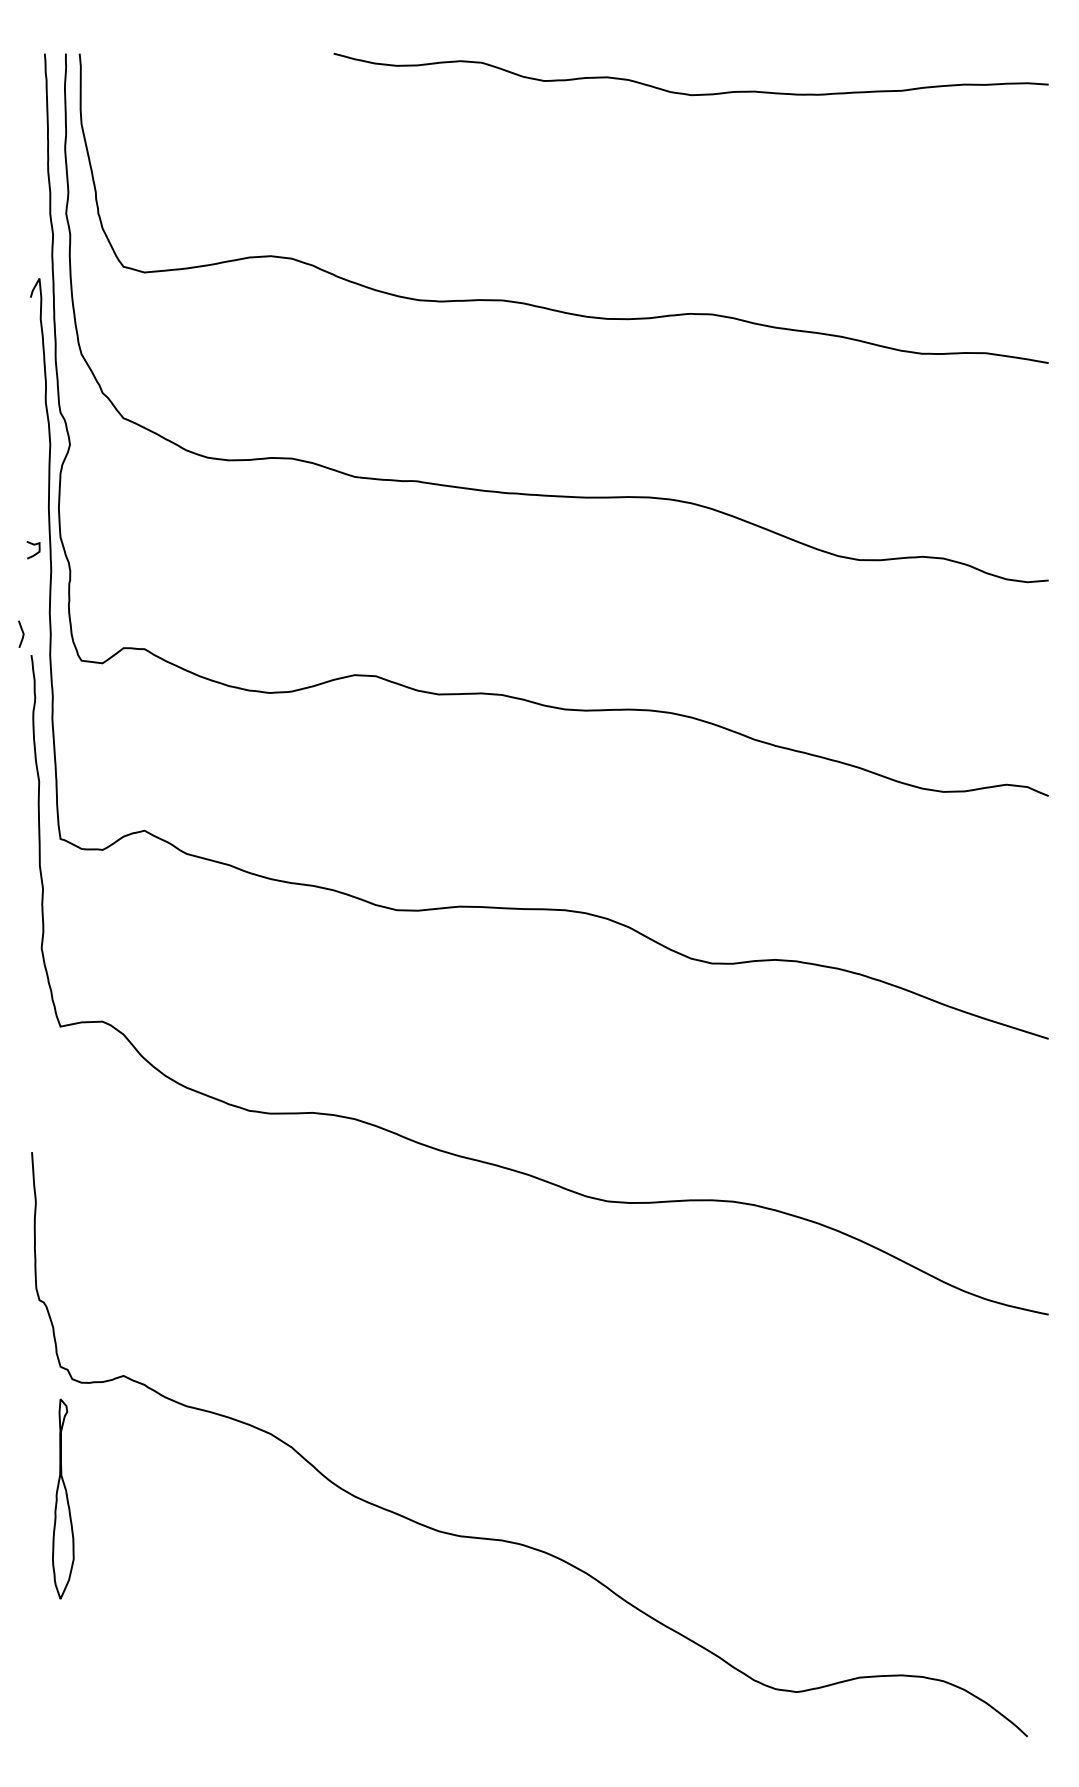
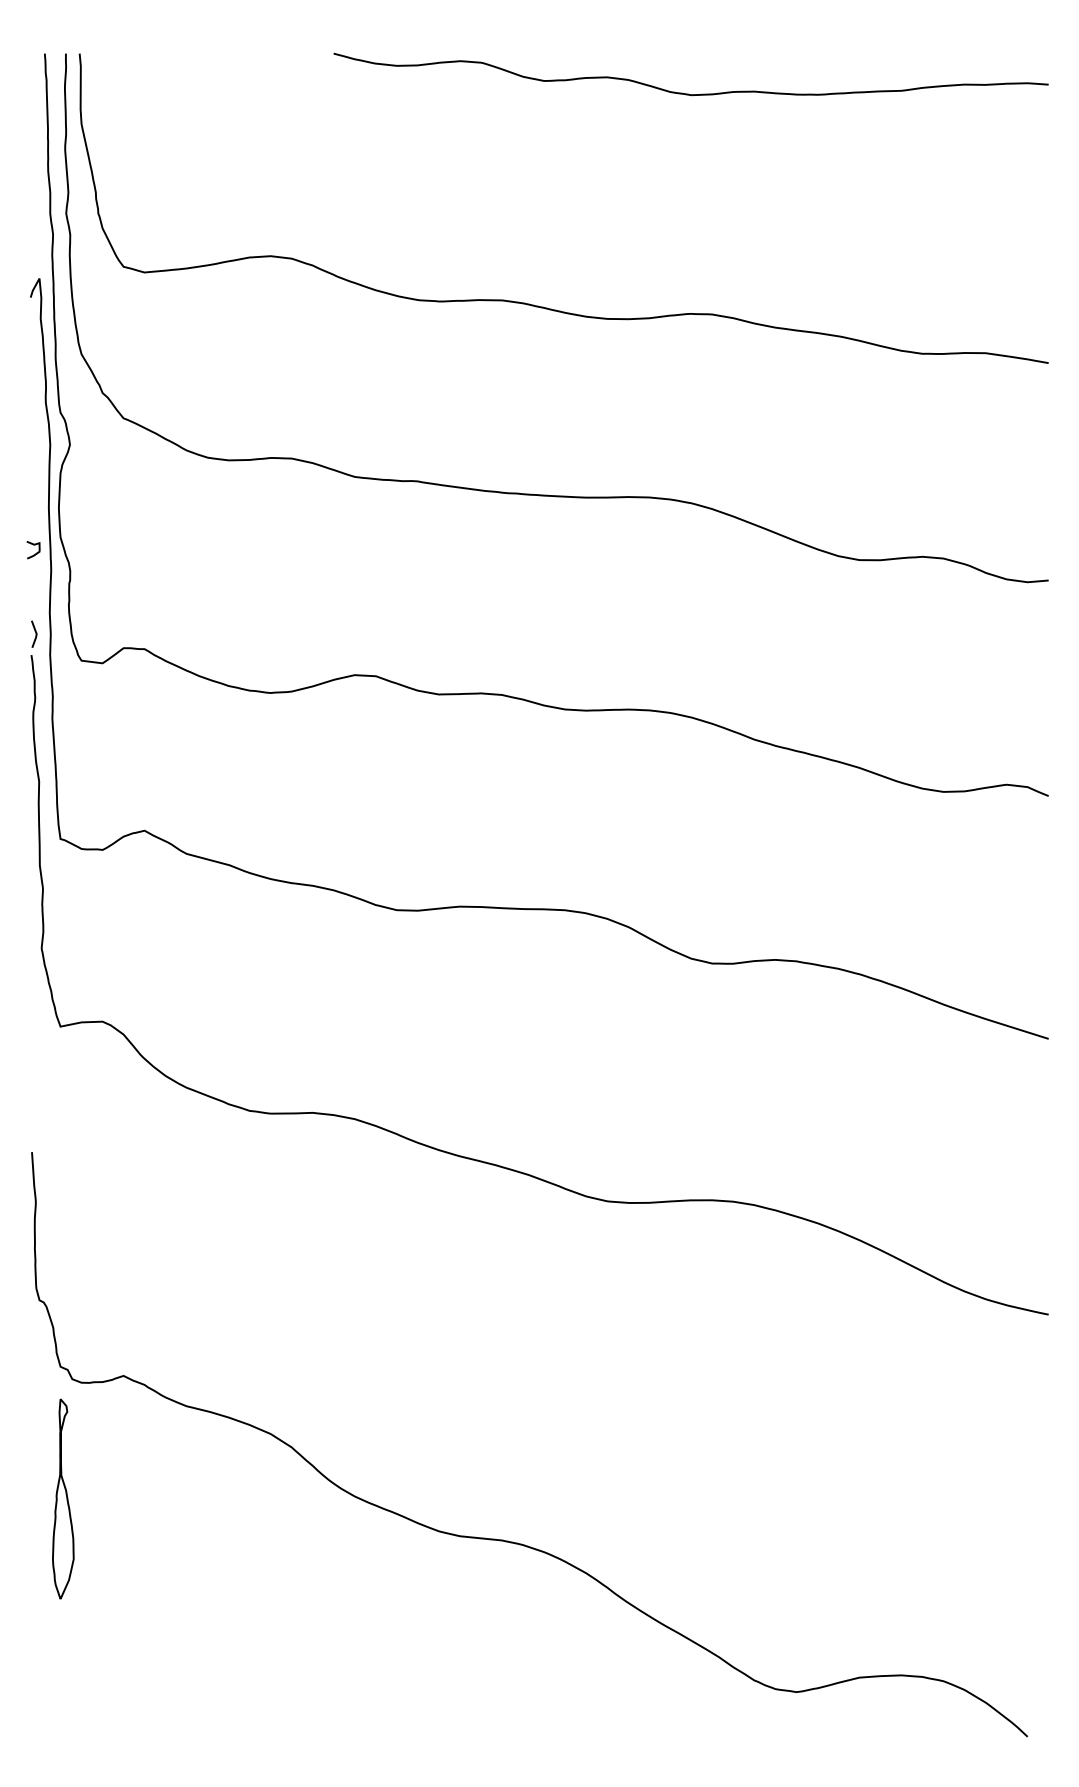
line position: (22, 633) -> (35, 633) (35, 633)
